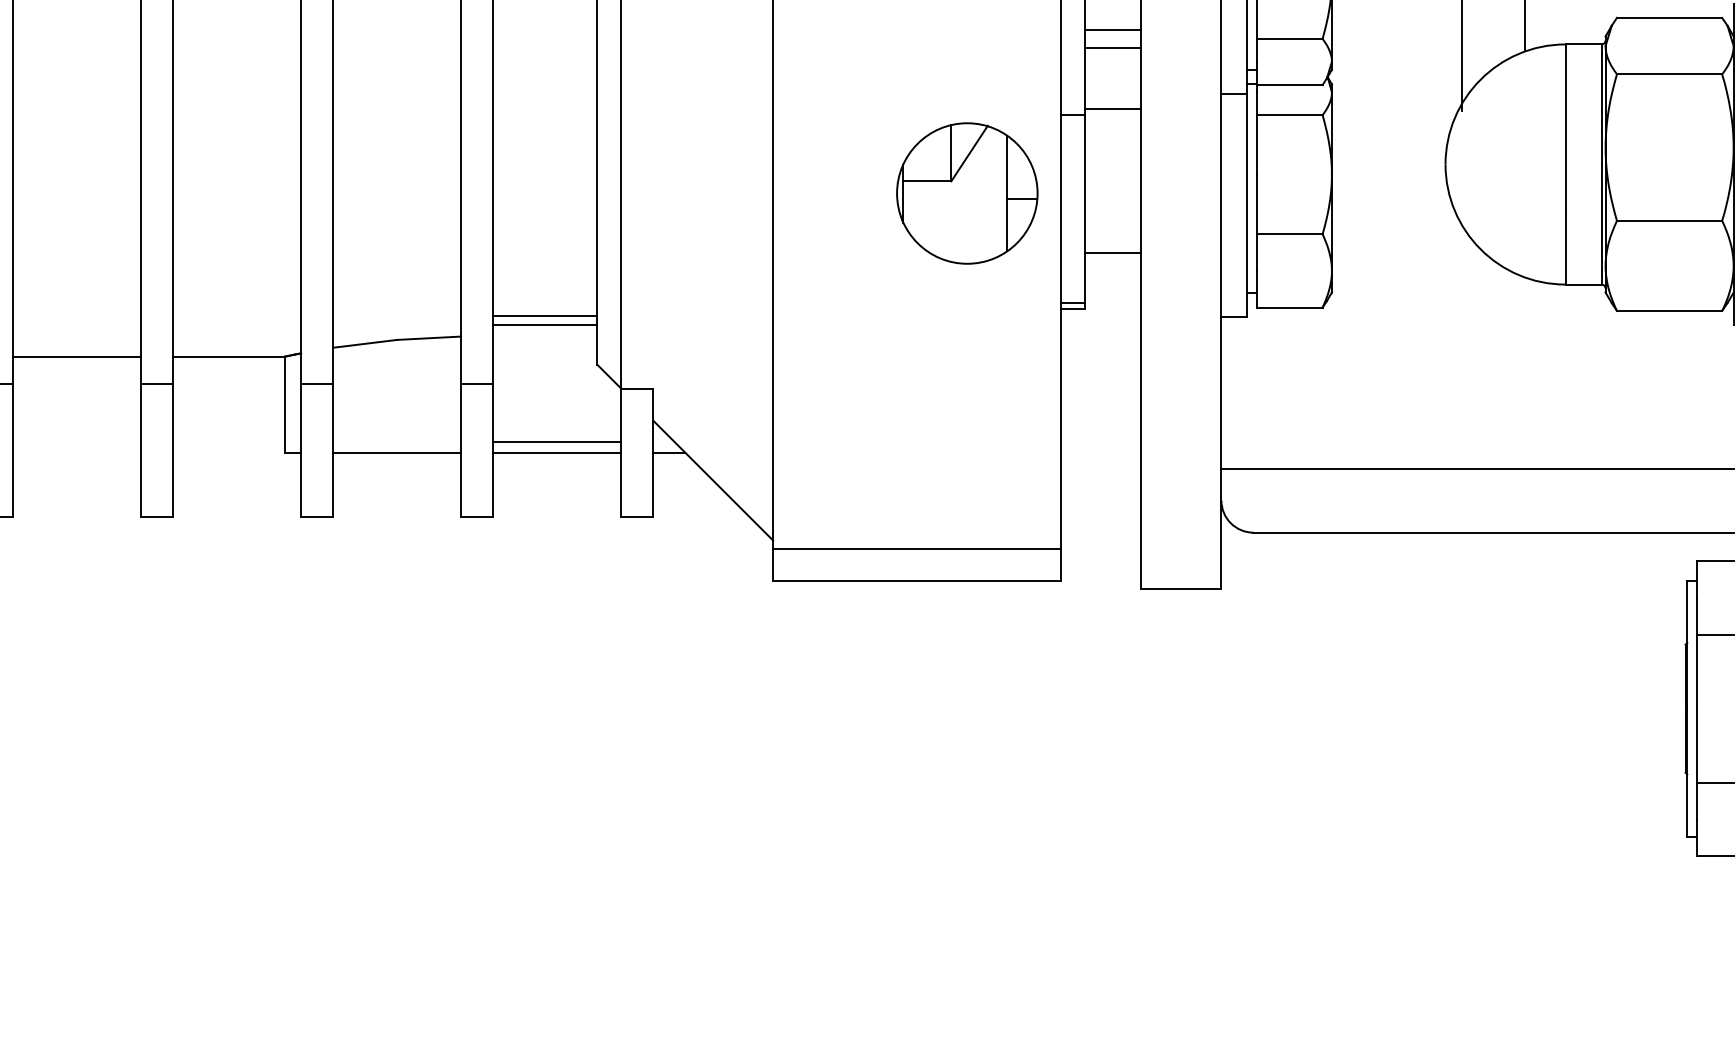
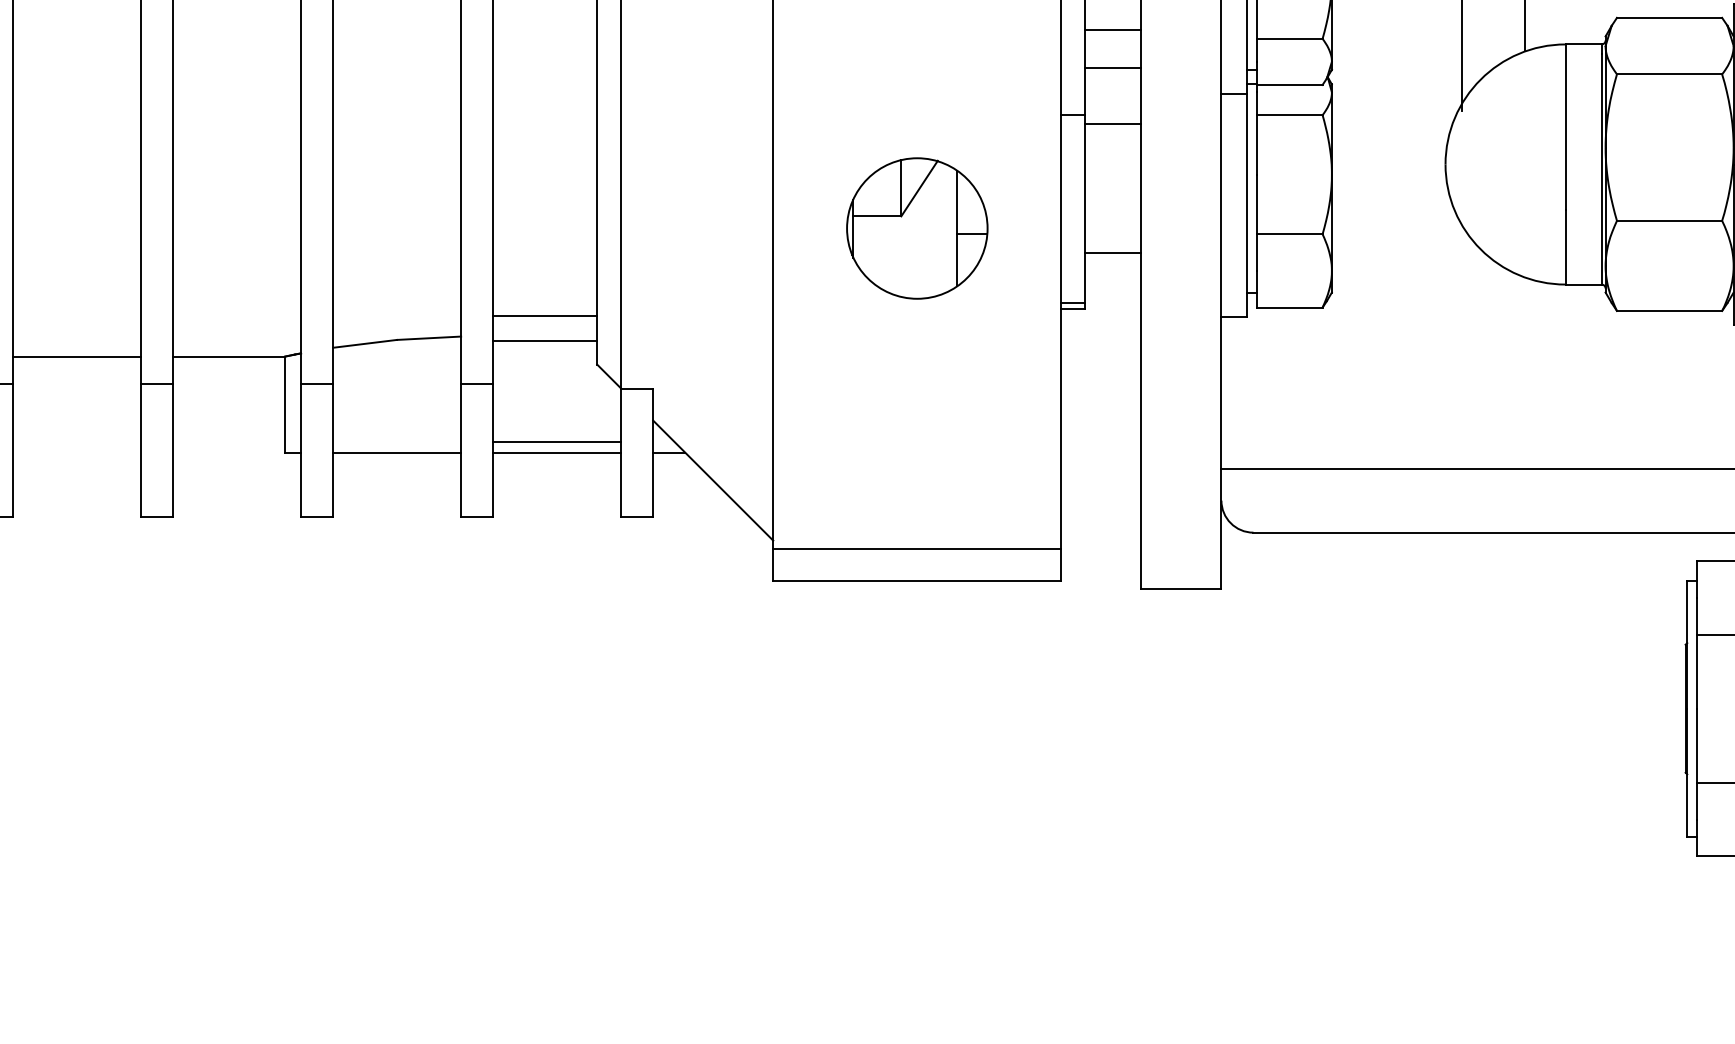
line position: (1113, 48) -> (1113, 68) (1113, 68)
line position: (1113, 109) -> (1113, 124) (1113, 124)
part position: (967, 193) -> (917, 228) (917, 228)
line position: (545, 325) -> (545, 341) (545, 341)
